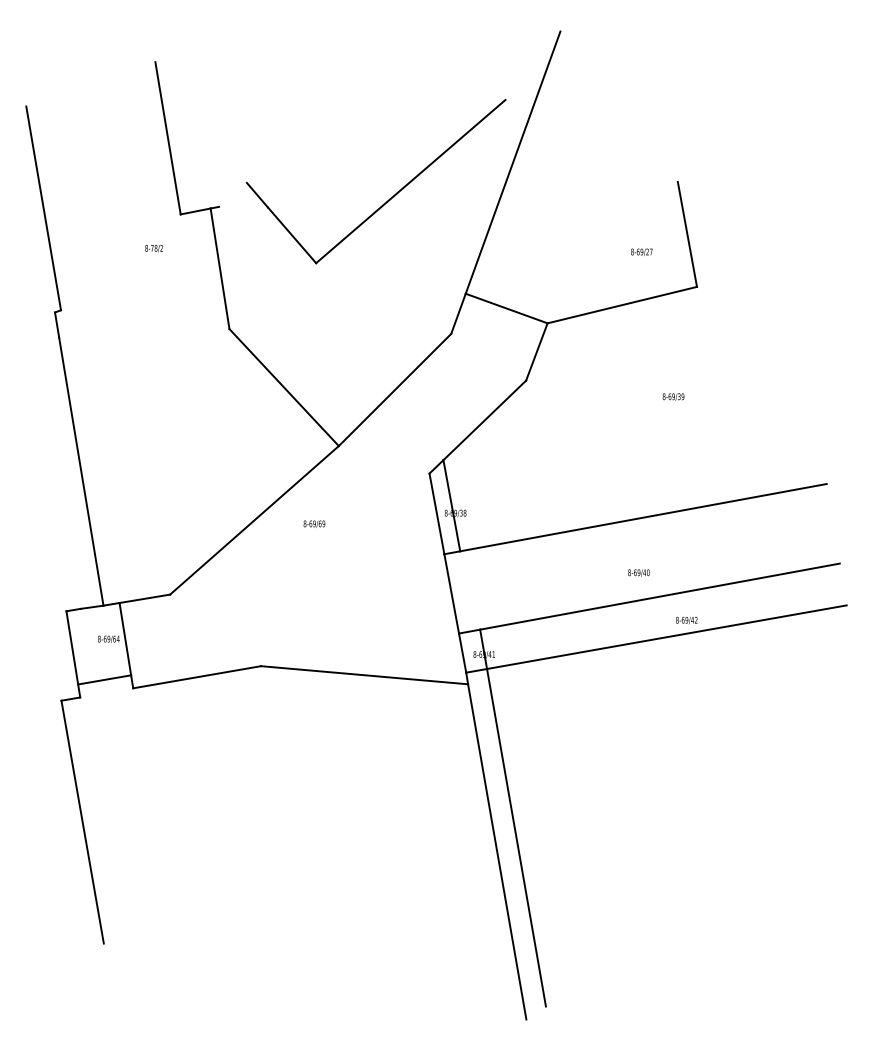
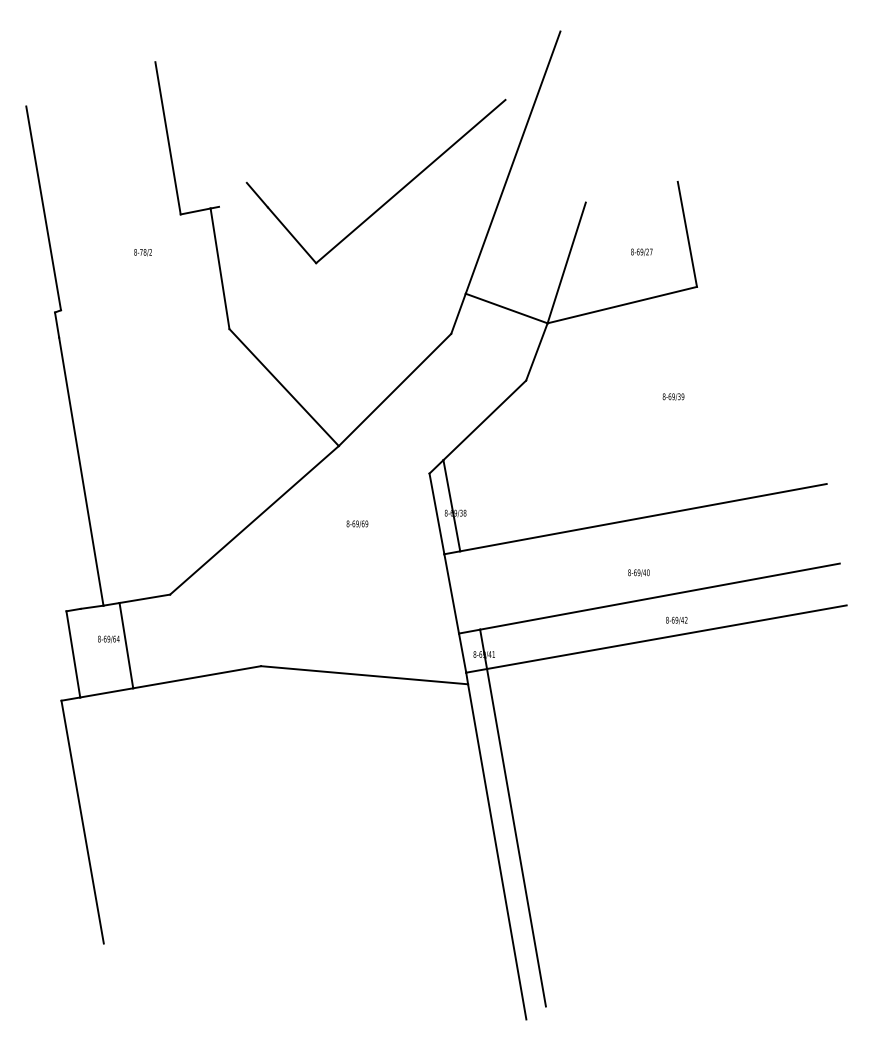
text position: (153, 248) -> (142, 252) (142, 252)
line: none -> present (566, 262)
text position: (314, 523) -> (357, 523) (357, 523)
text position: (686, 620) -> (676, 620) (676, 620)
line position: (104, 679) -> (106, 692) (106, 692)
